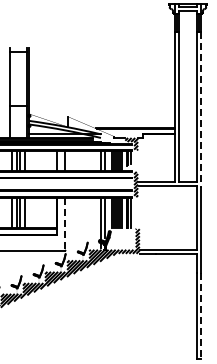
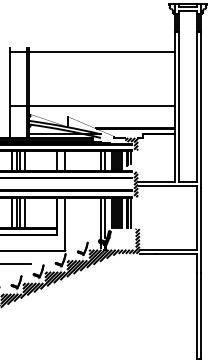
line: none -> present (101, 51)
line: none -> present (101, 105)
line: dashed -> solid (201, 110)
line: dashed -> solid (65, 224)
line: none -> present (16, 264)
line: dashed -> solid (201, 316)
